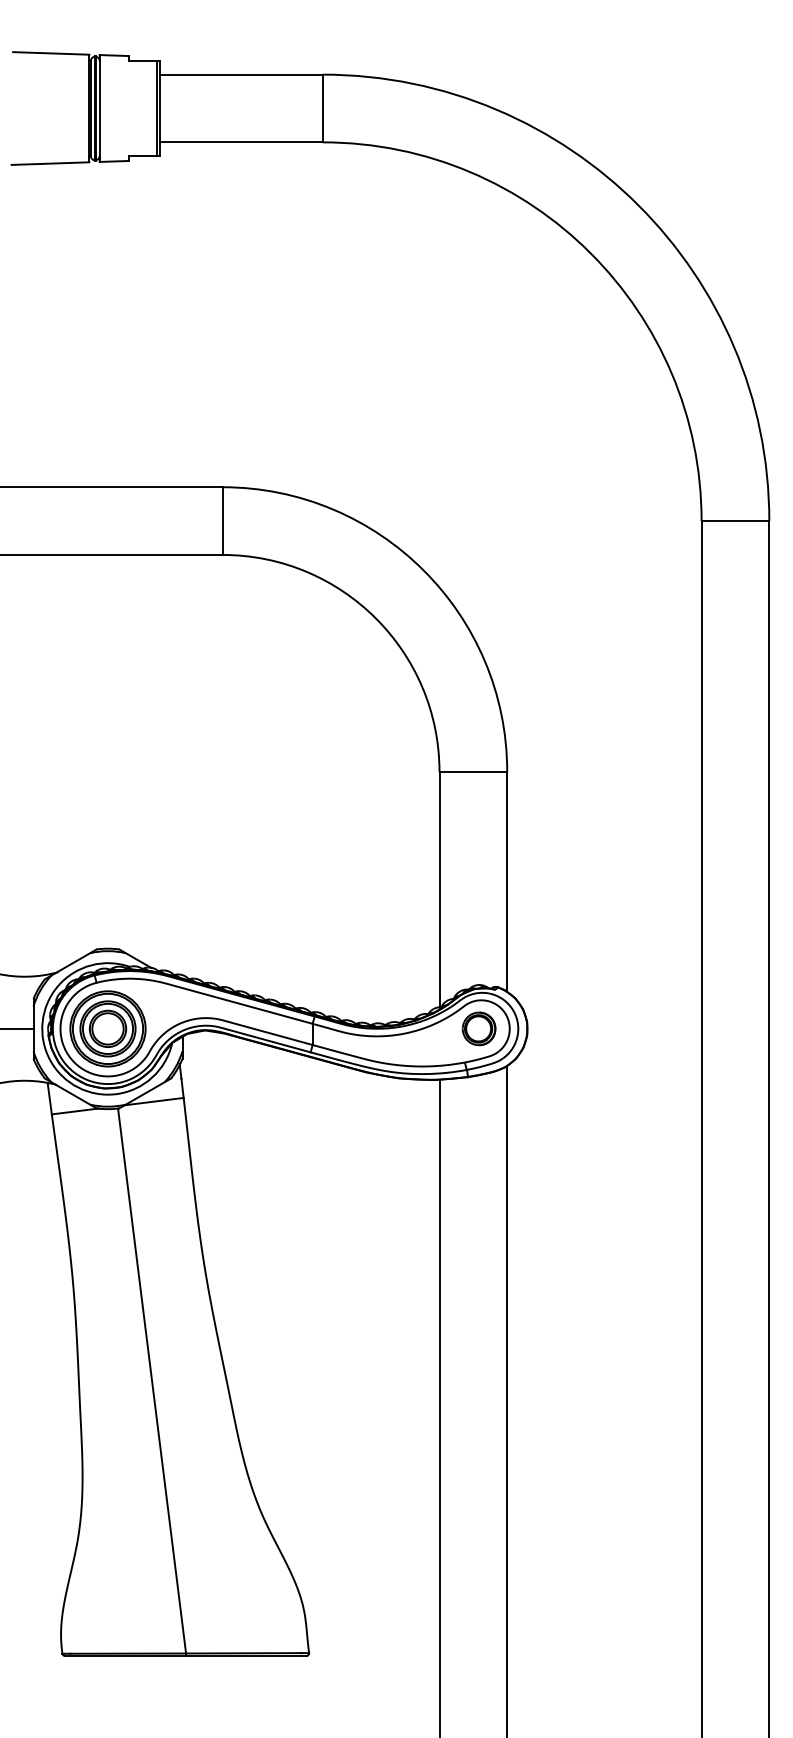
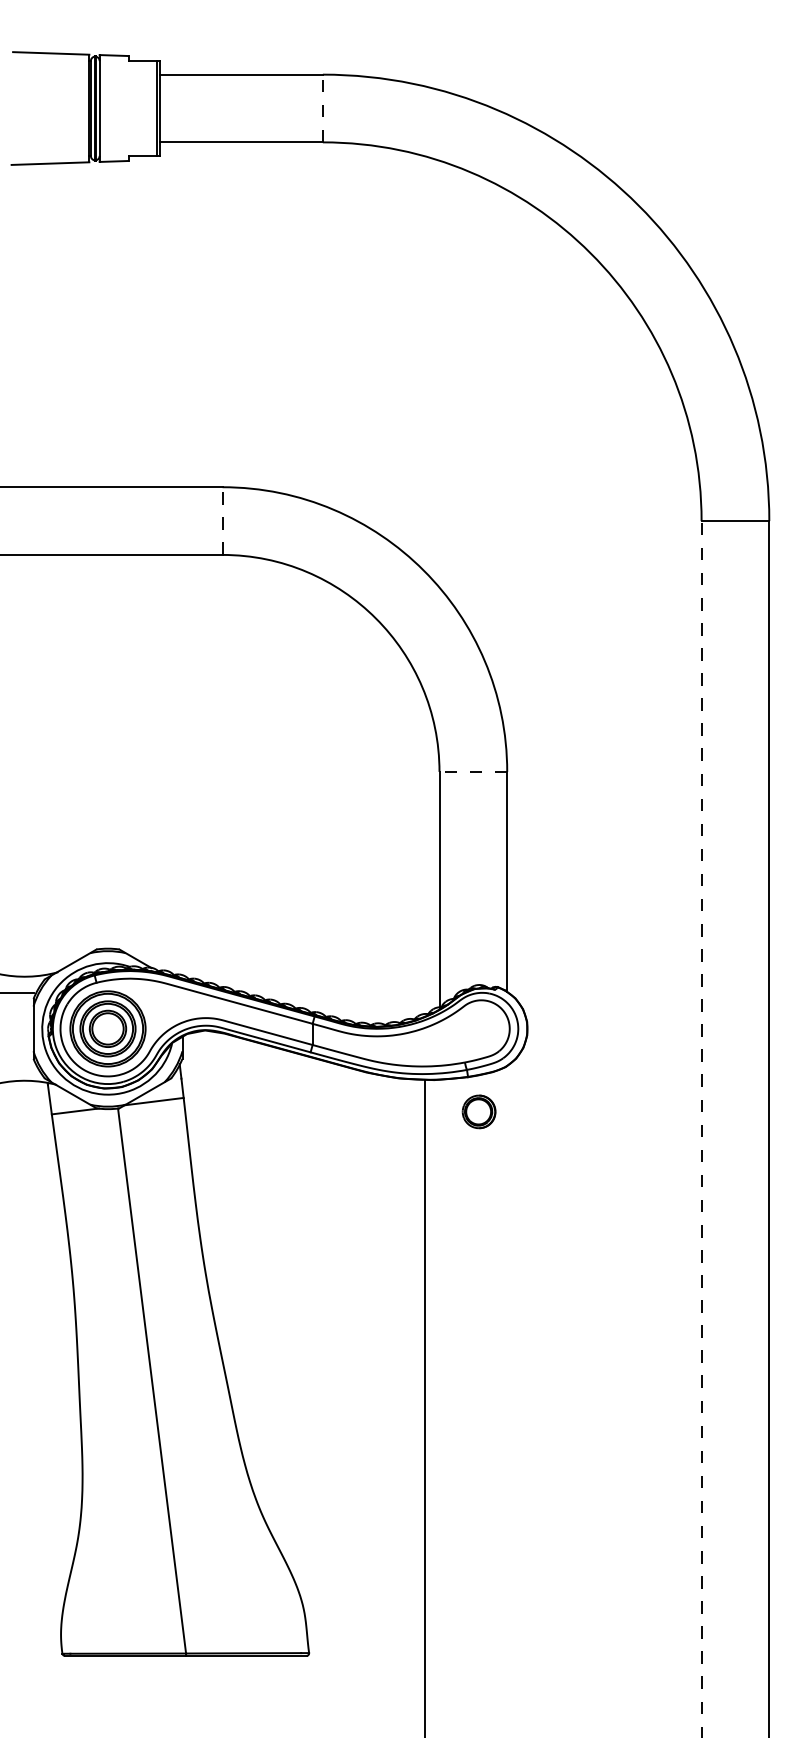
line: solid -> dashed (322, 108)
line: solid -> dashed (222, 521)
line: solid -> dashed (473, 771)
line position: (17, 1028) -> (17, 992) (17, 992)
part position: (478, 1028) -> (478, 1111) (478, 1111)
line: solid -> dashed (701, 1129)
line: present -> none (507, 1399)
line position: (439, 1406) -> (424, 1406) (424, 1406)
